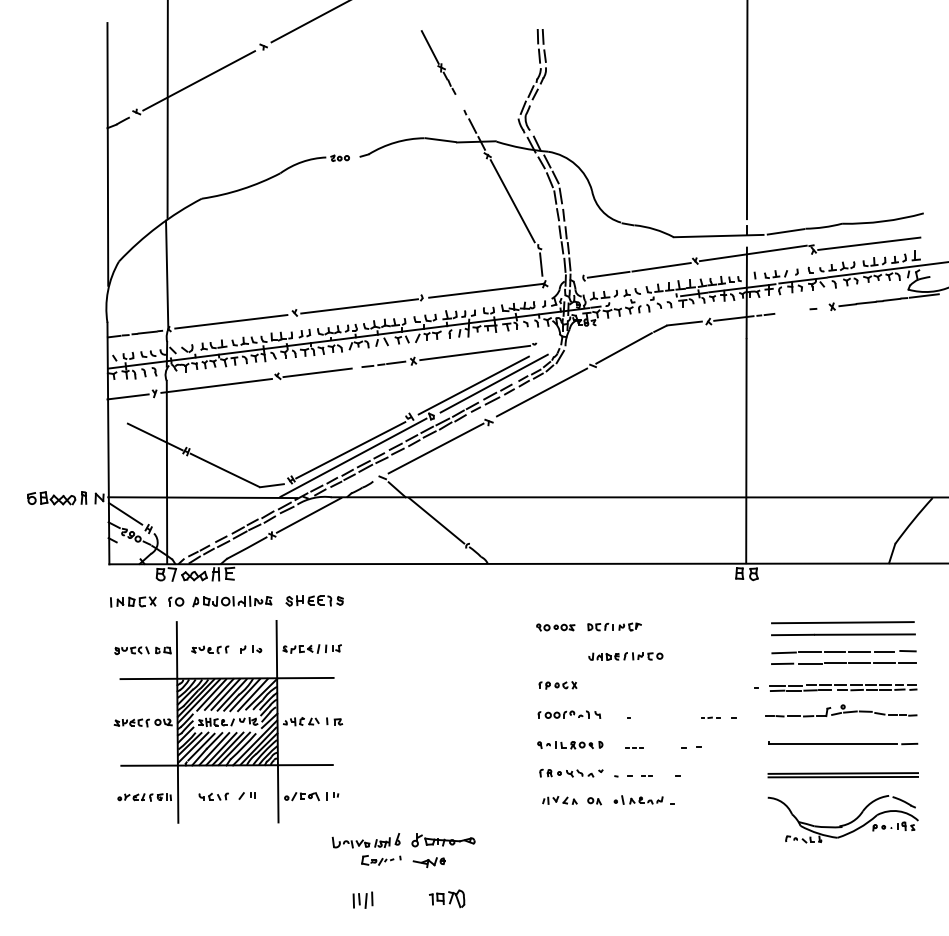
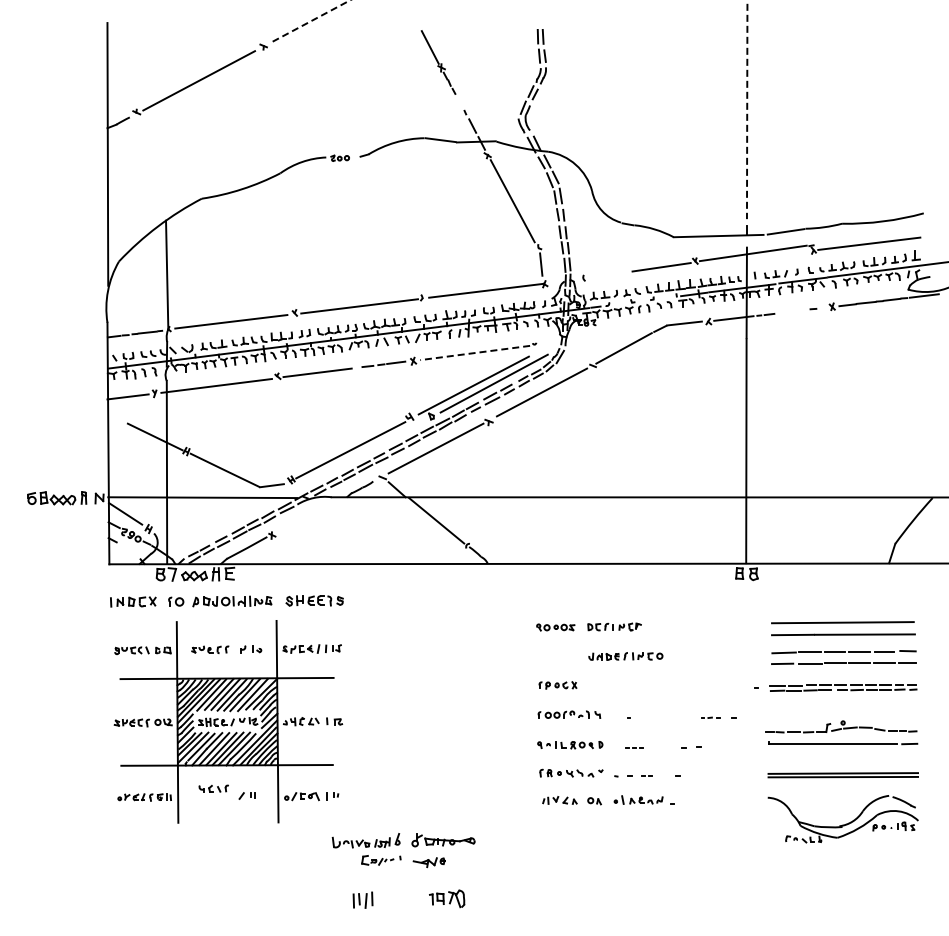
line: solid -> dashed (311, 21)
line: present -> none (167, 109)
line: solid -> dashed (747, 110)
line: present -> none (608, 274)
line: solid -> dashed (474, 353)
line: present -> none (353, 457)
line: present -> none (308, 515)
part position: (841, 710) -> (841, 726) (841, 726)
part position: (213, 796) -> (213, 788) (213, 788)
